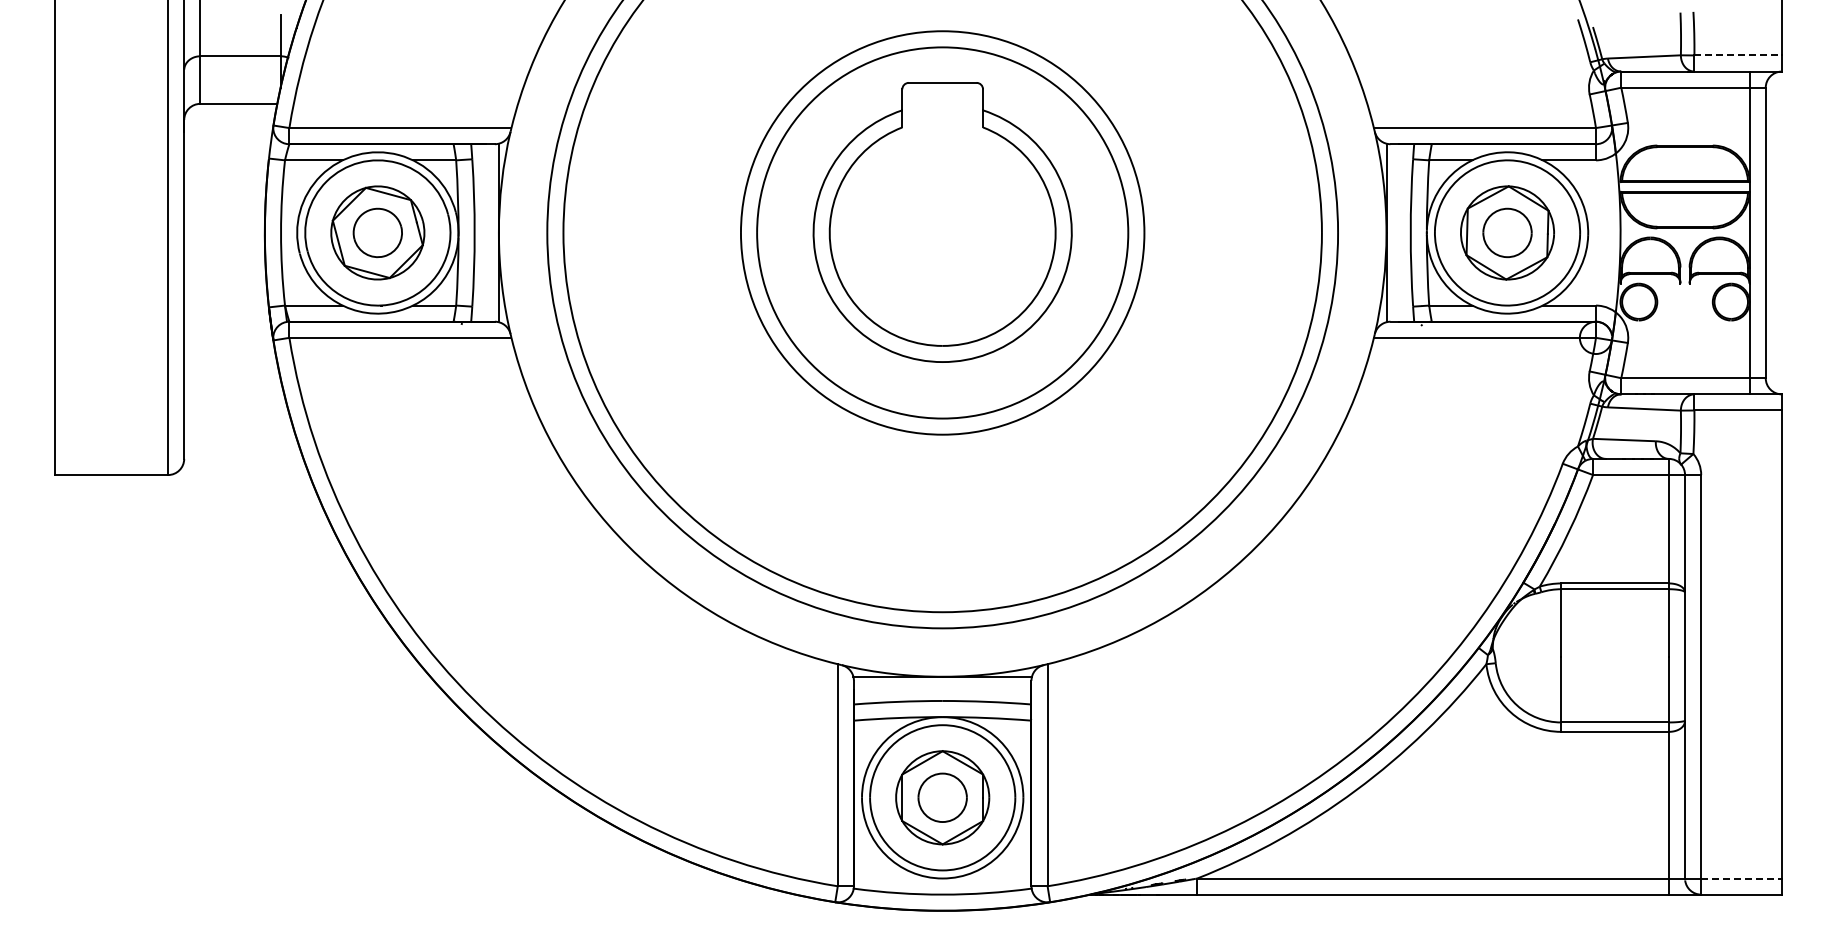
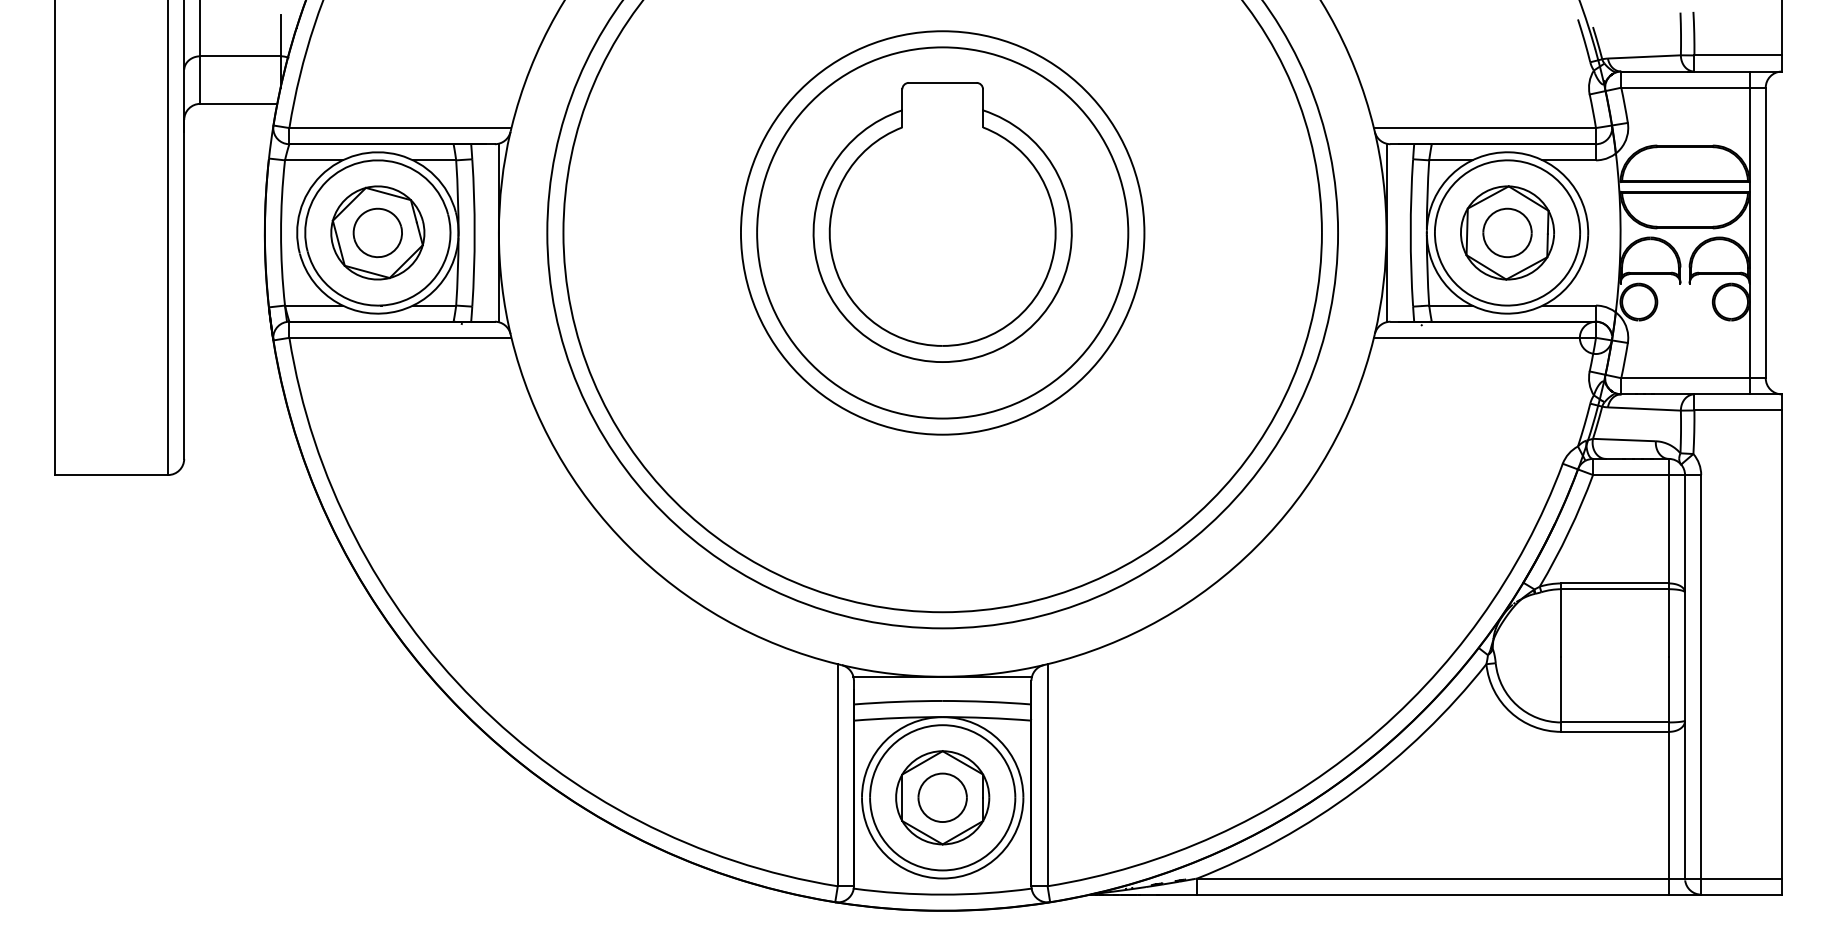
line: dashed -> solid (1738, 55)
line: dashed -> solid (1742, 878)
